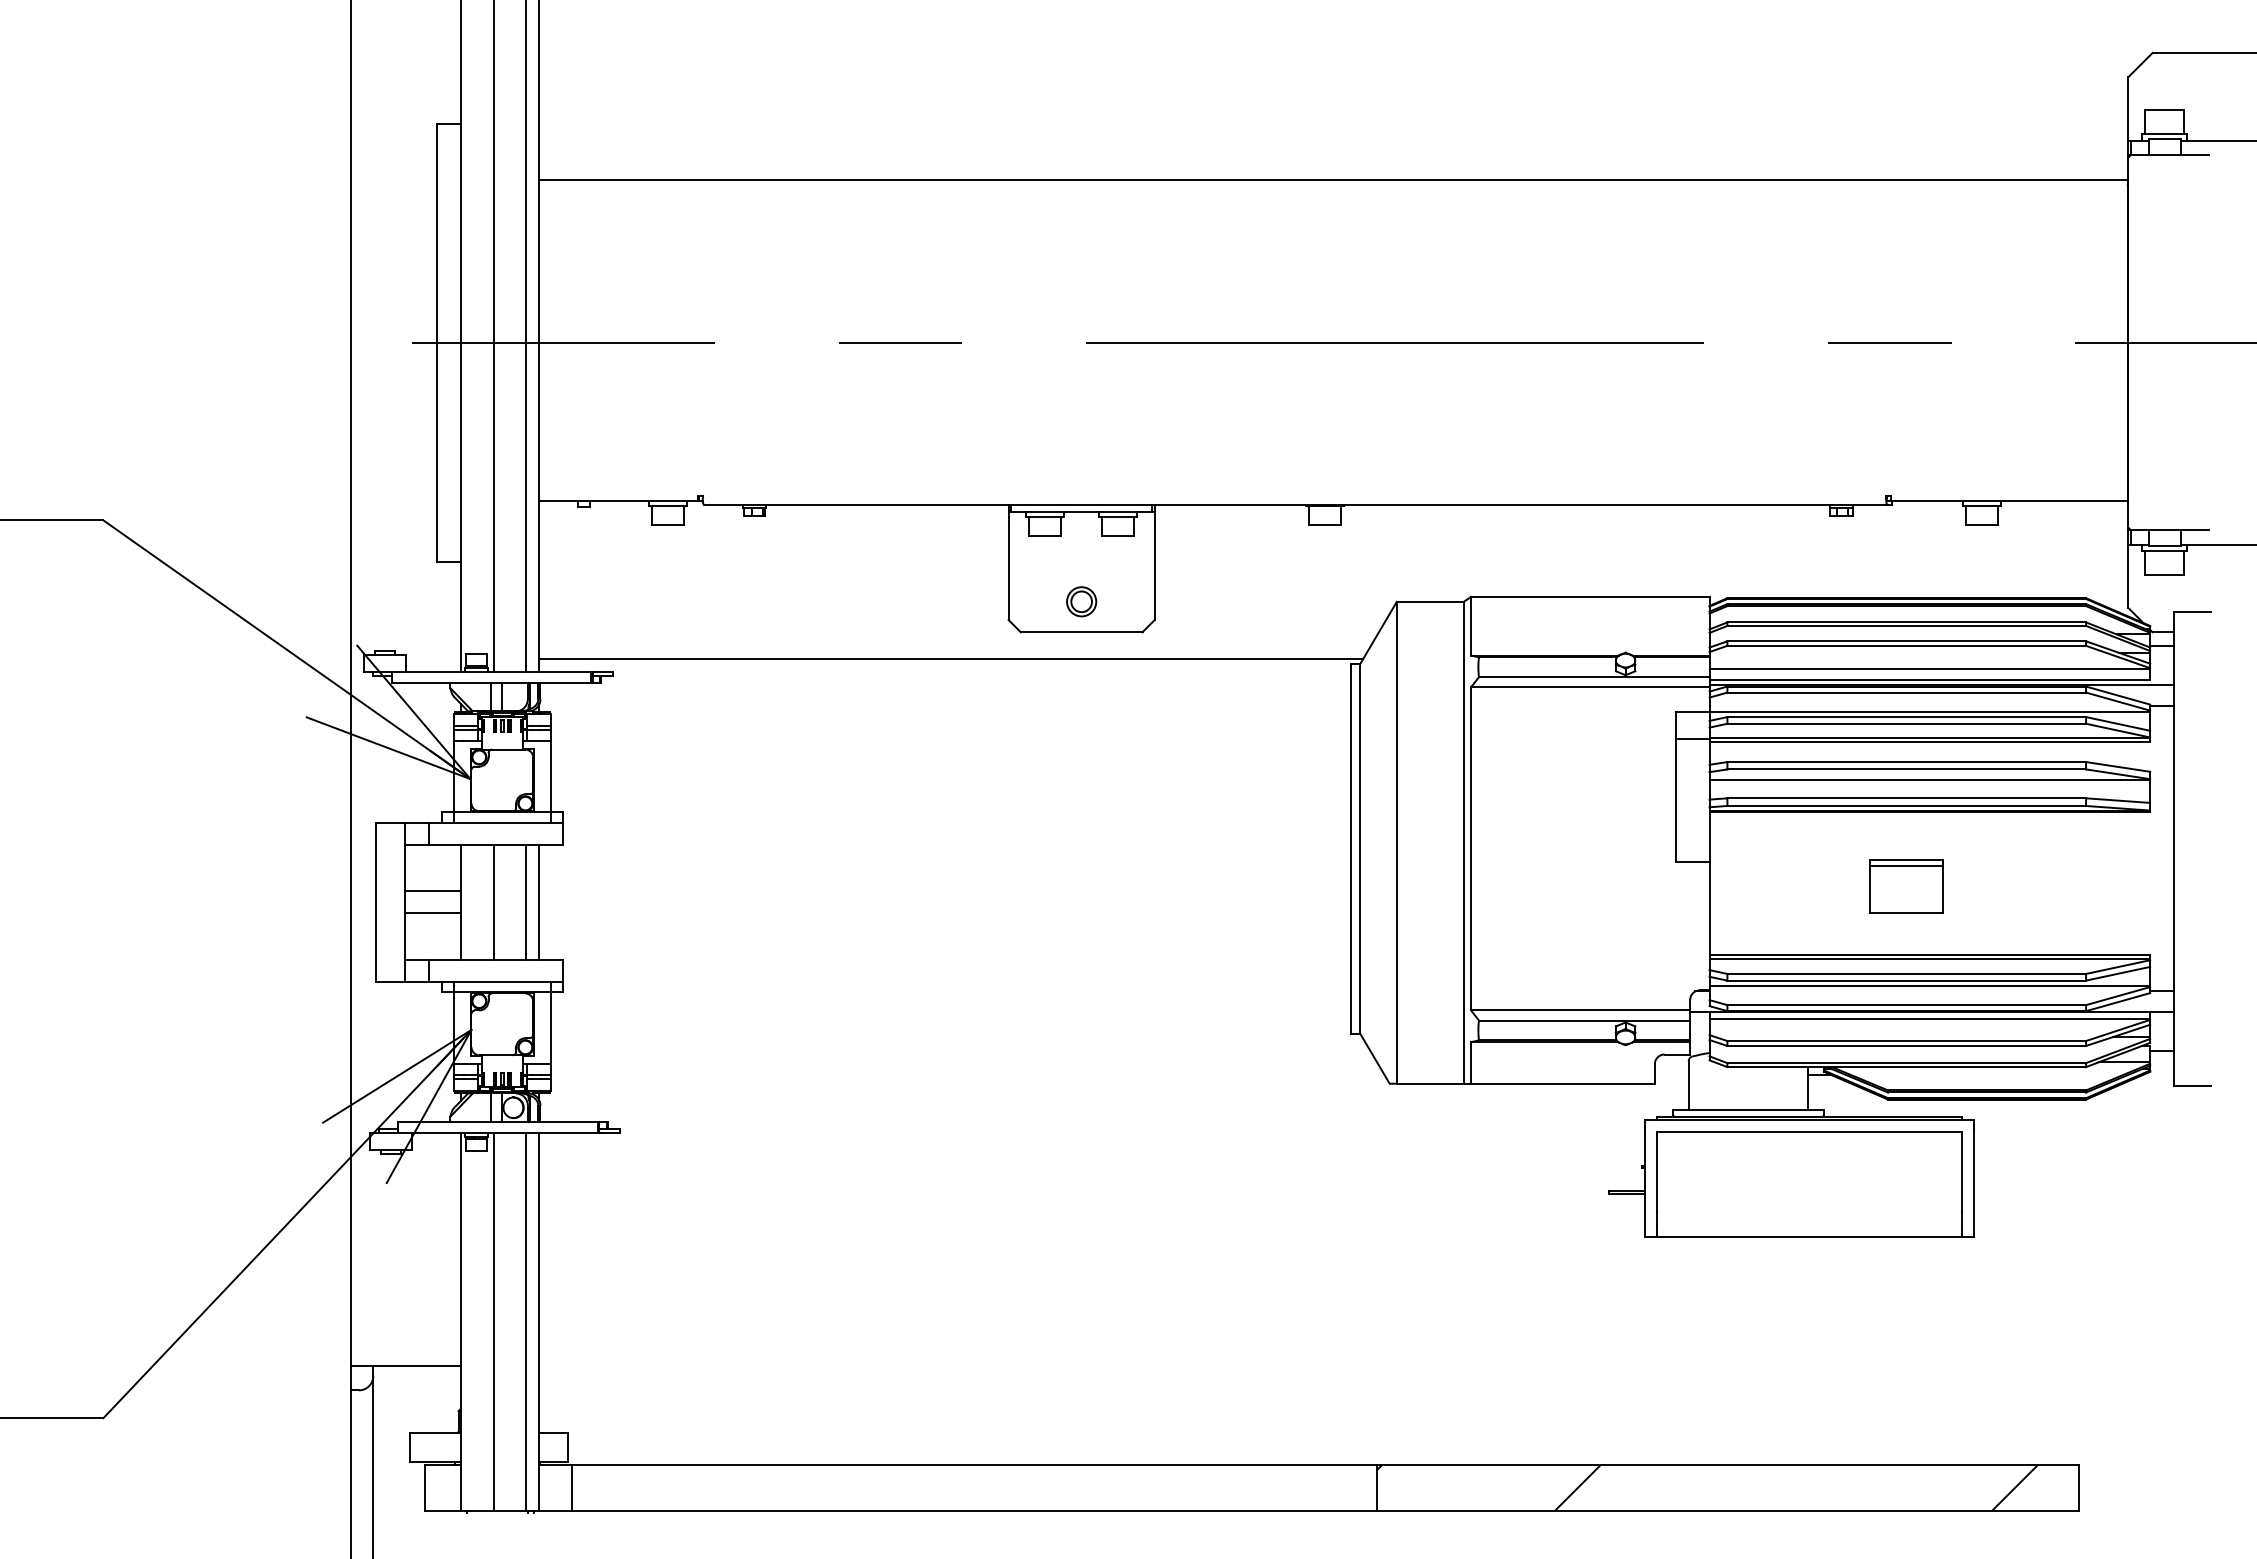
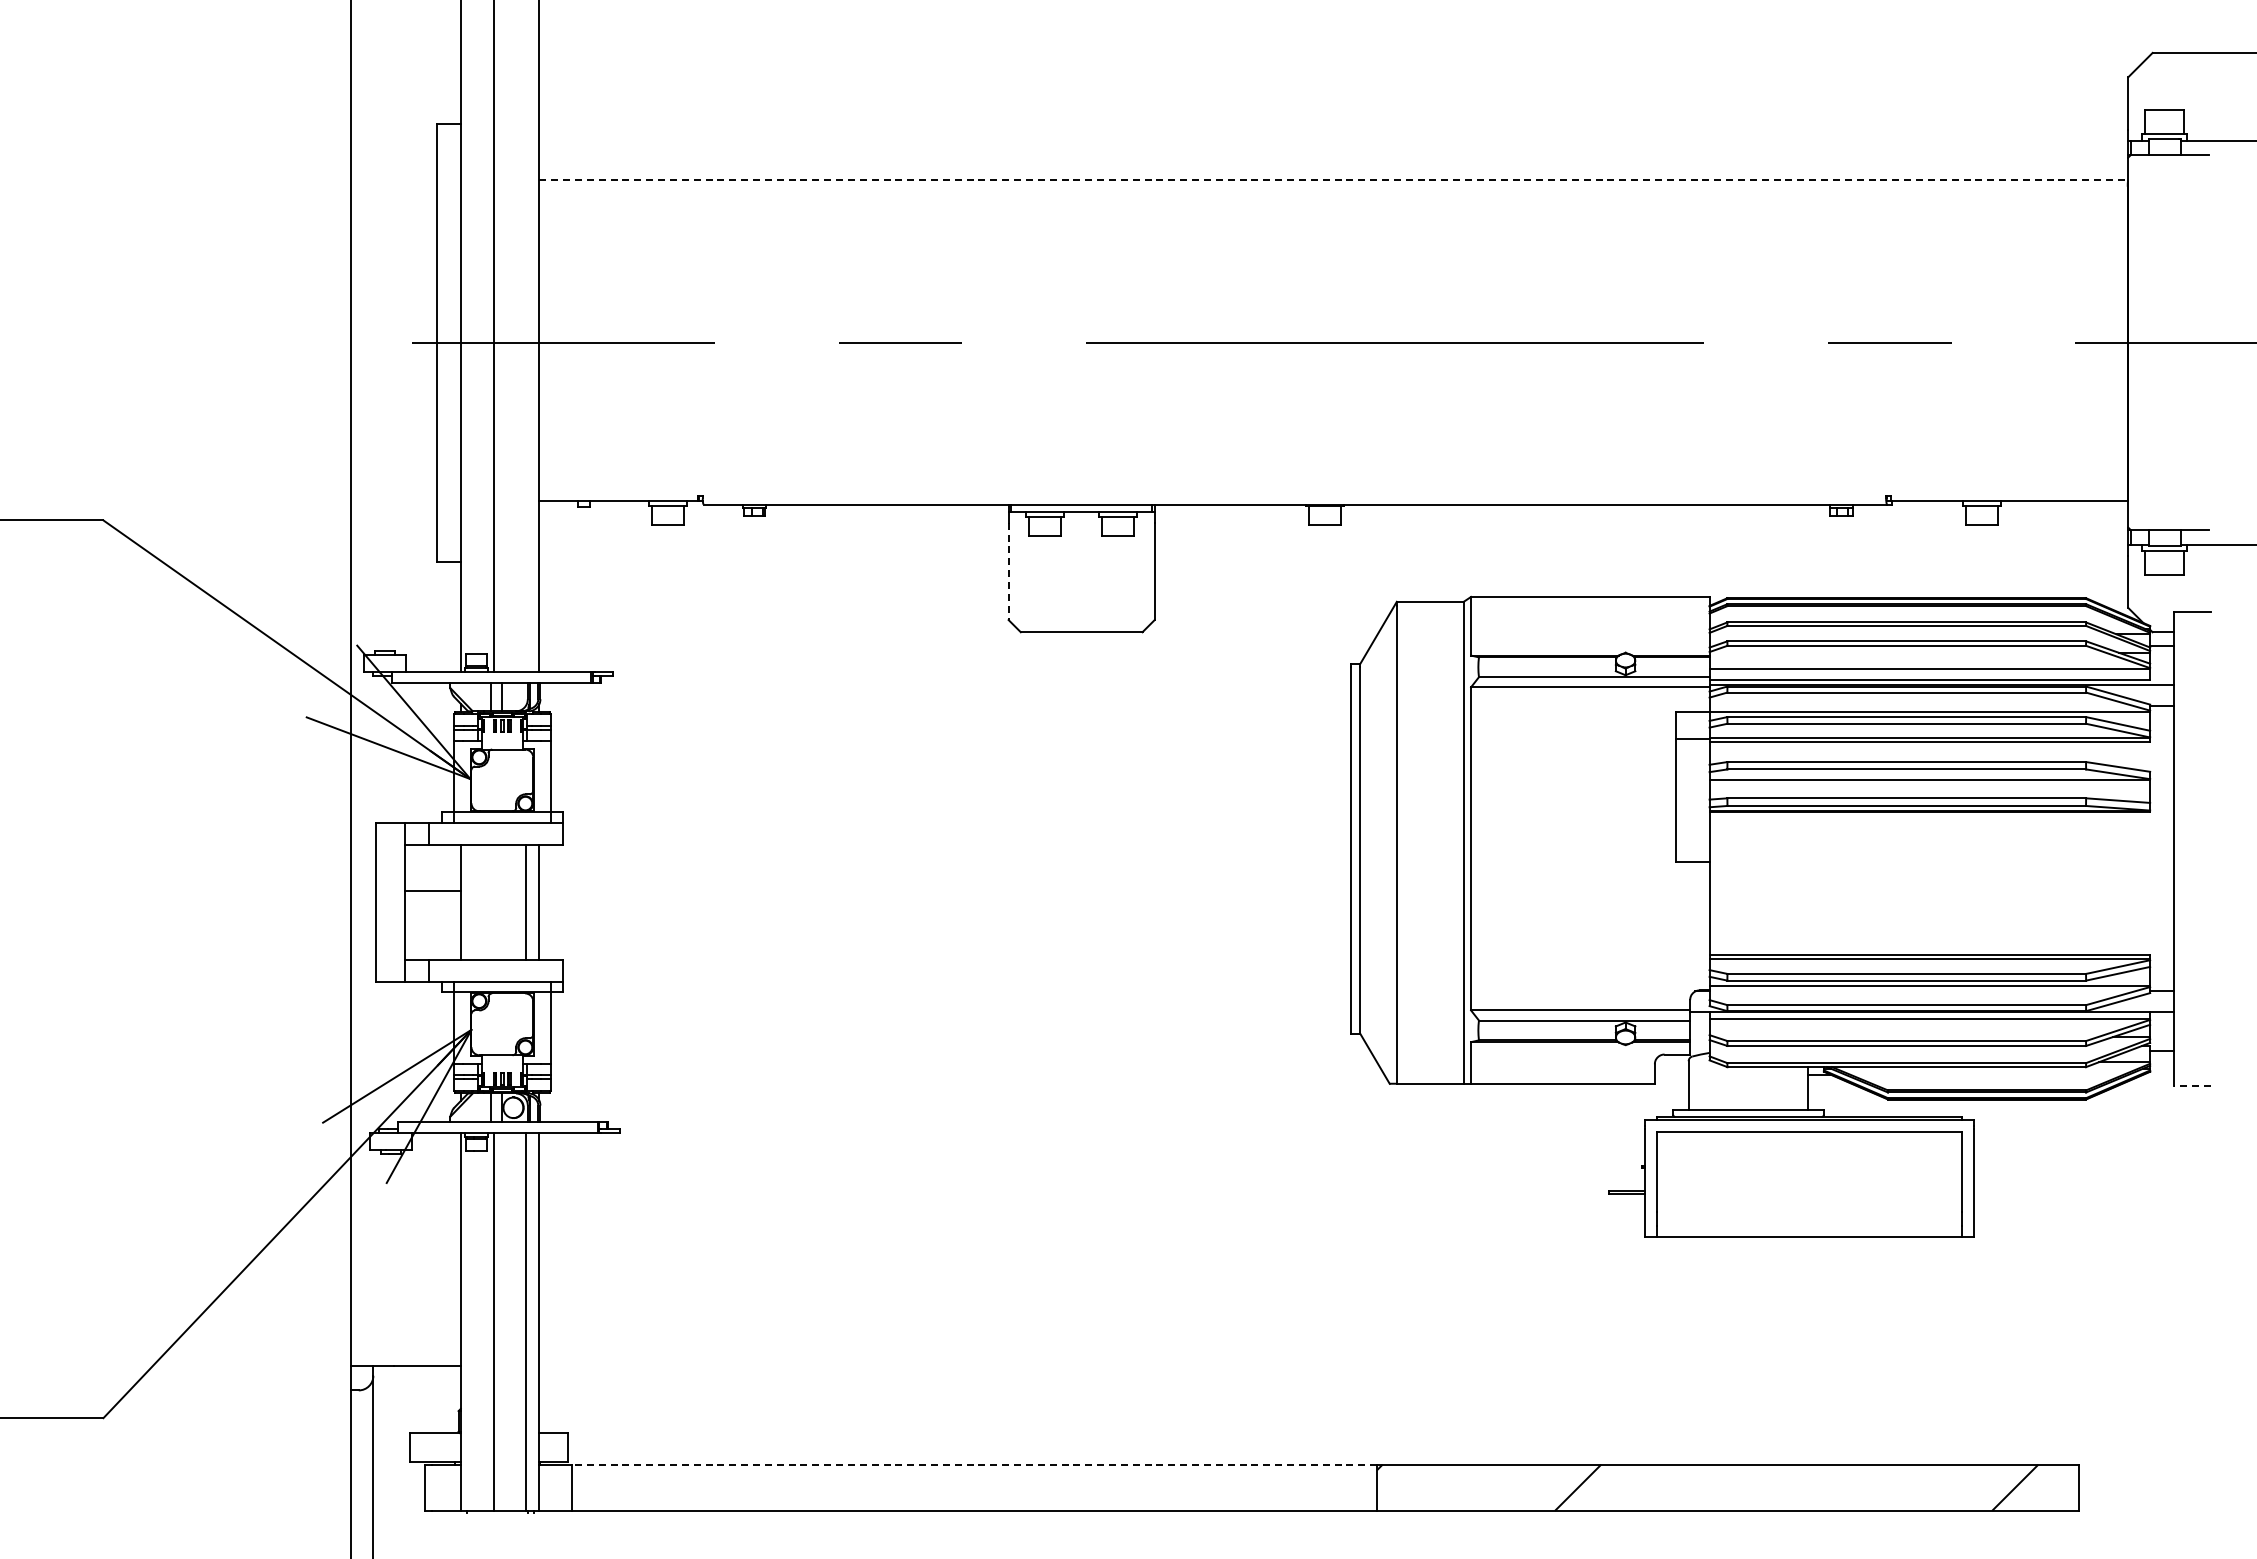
line: solid -> dashed (1334, 180)
line: present -> none (526, 336)
line: solid -> dashed (1008, 571)
part: present -> none (1081, 601)
line: present -> none (951, 659)
part: present -> none (1906, 886)
line: present -> none (493, 902)
line: present -> none (432, 913)
line: solid -> dashed (2192, 1086)
line: solid -> dashed (974, 1464)
